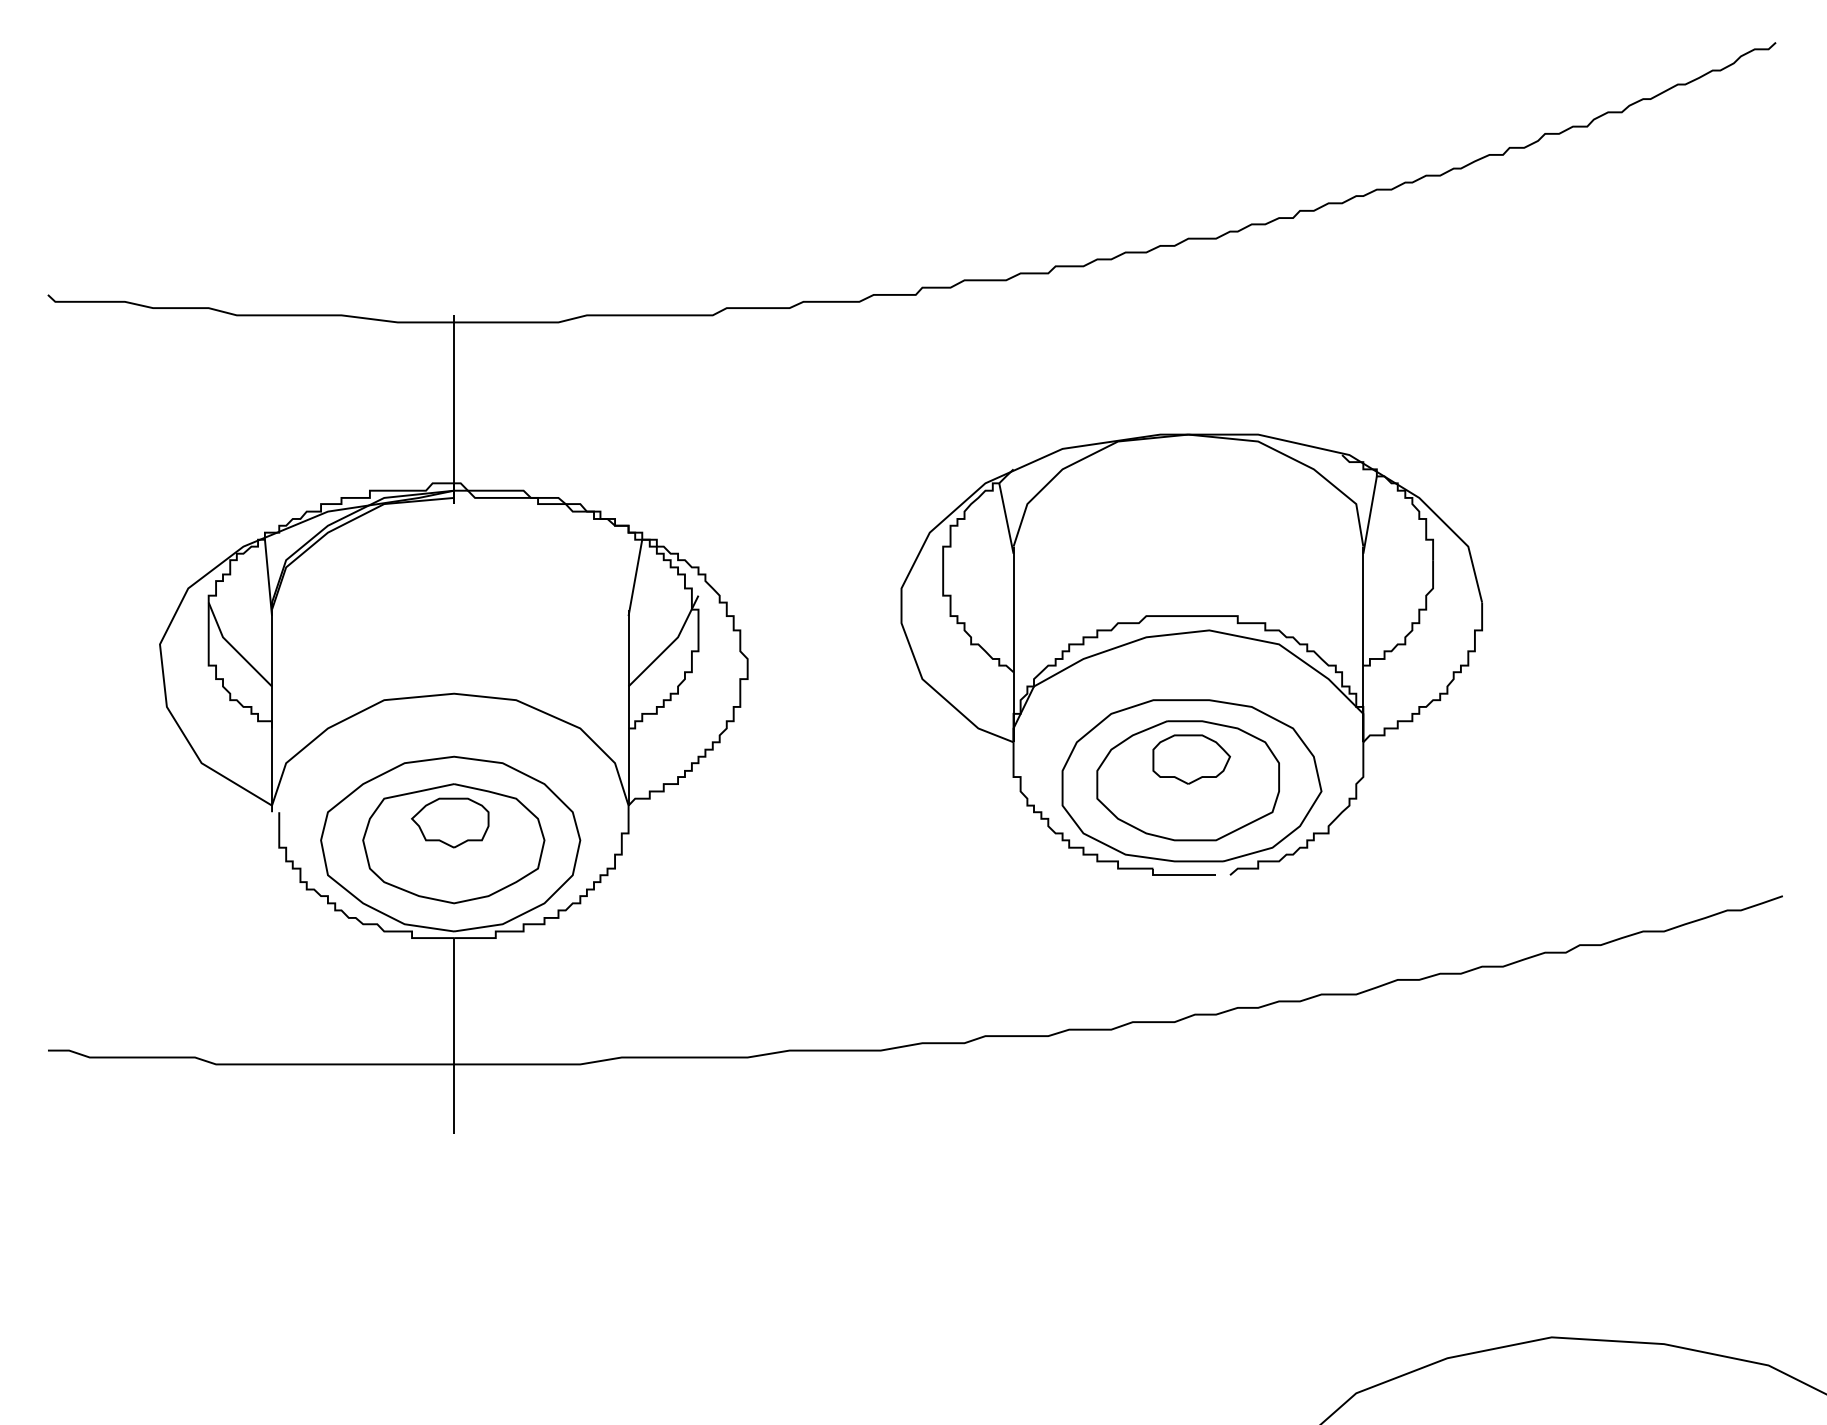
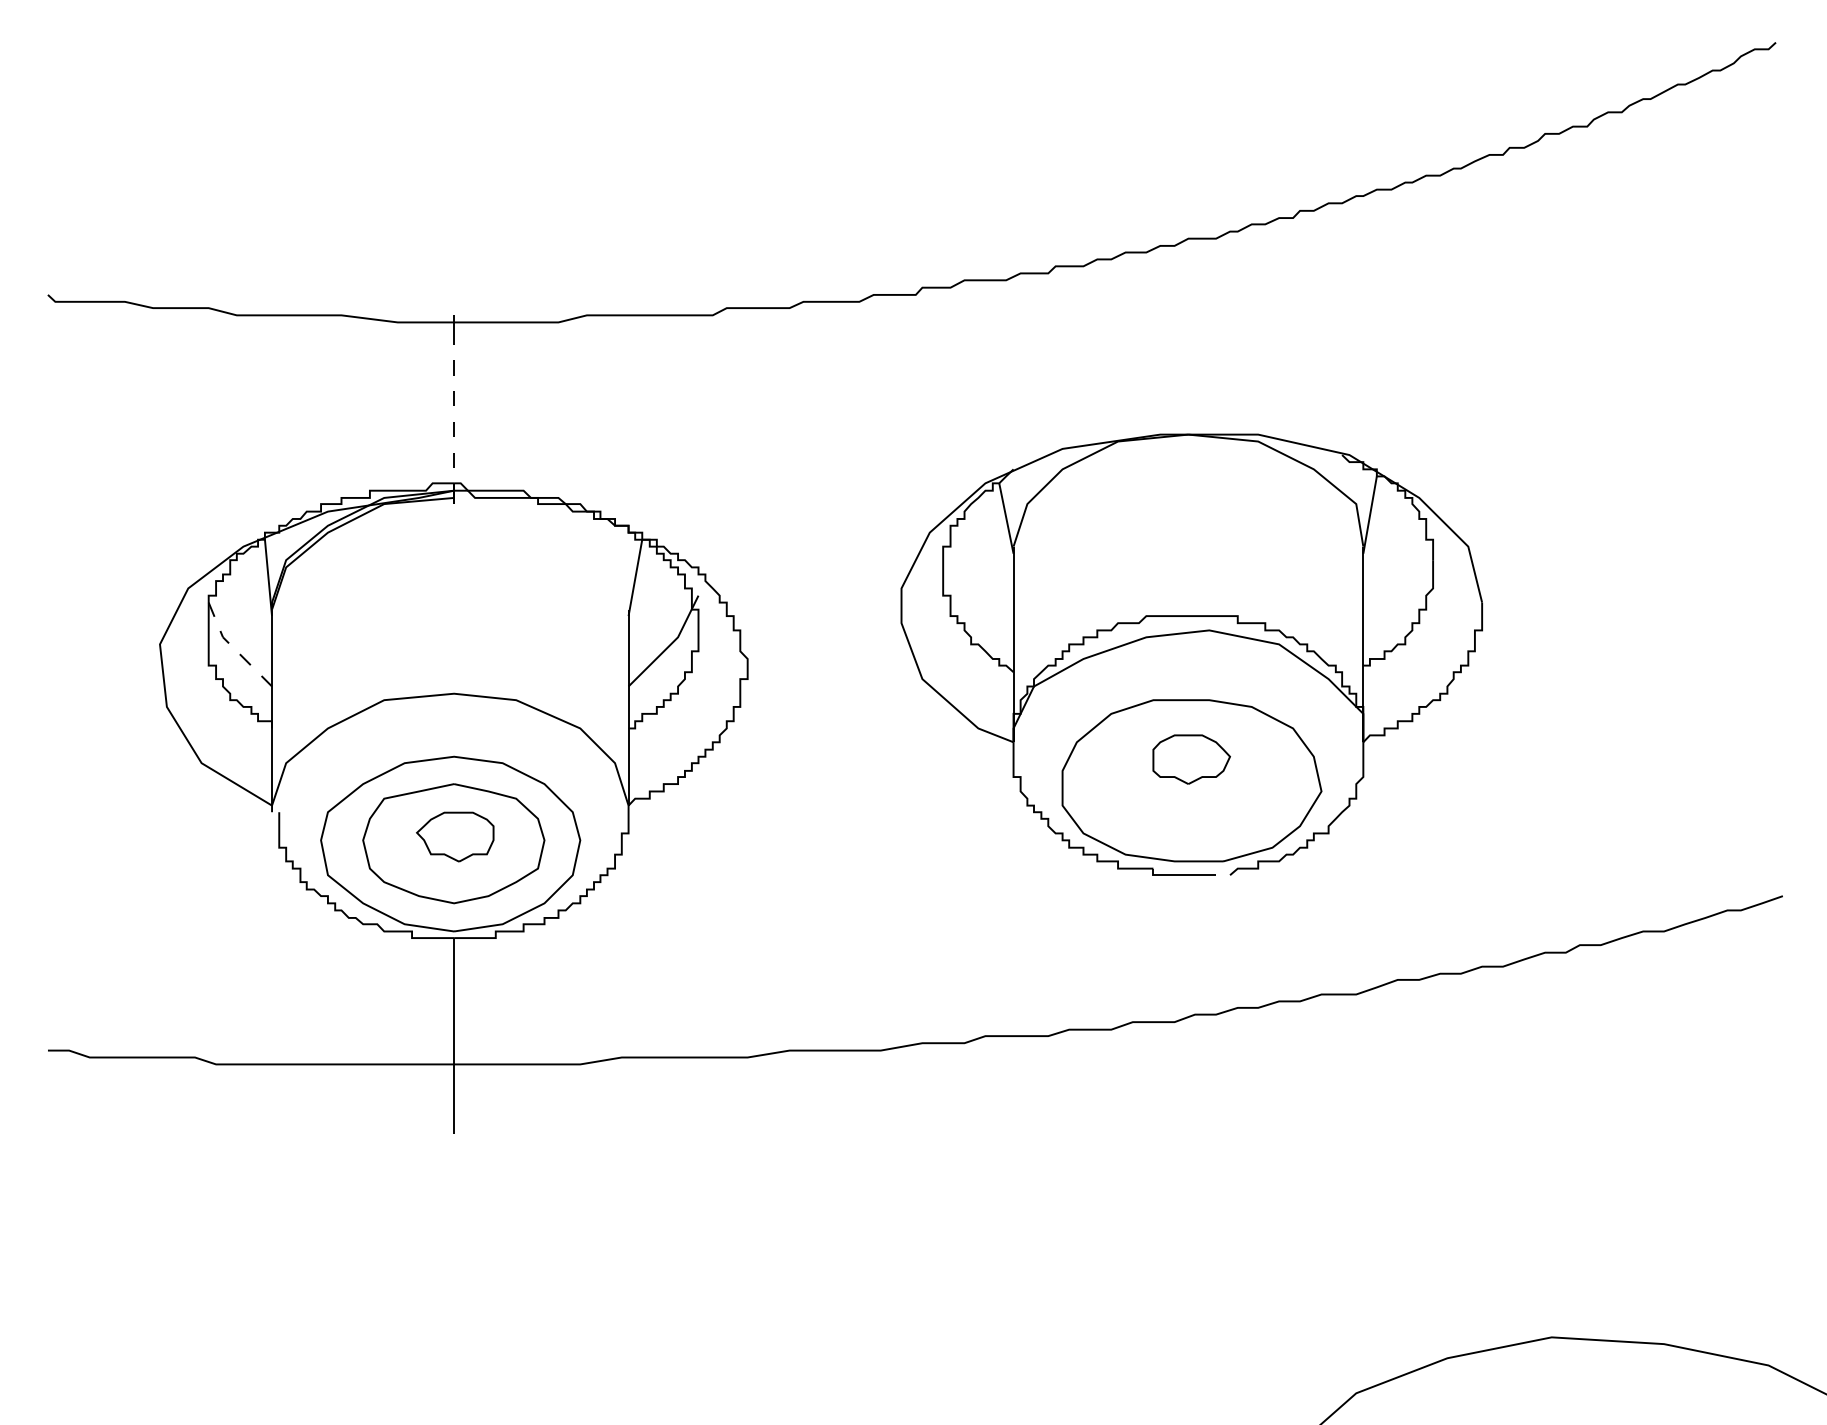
line: solid -> dashed (454, 410)
line: solid -> dashed (234, 648)
part: present -> none (1187, 780)
part position: (450, 822) -> (455, 836) (455, 836)
